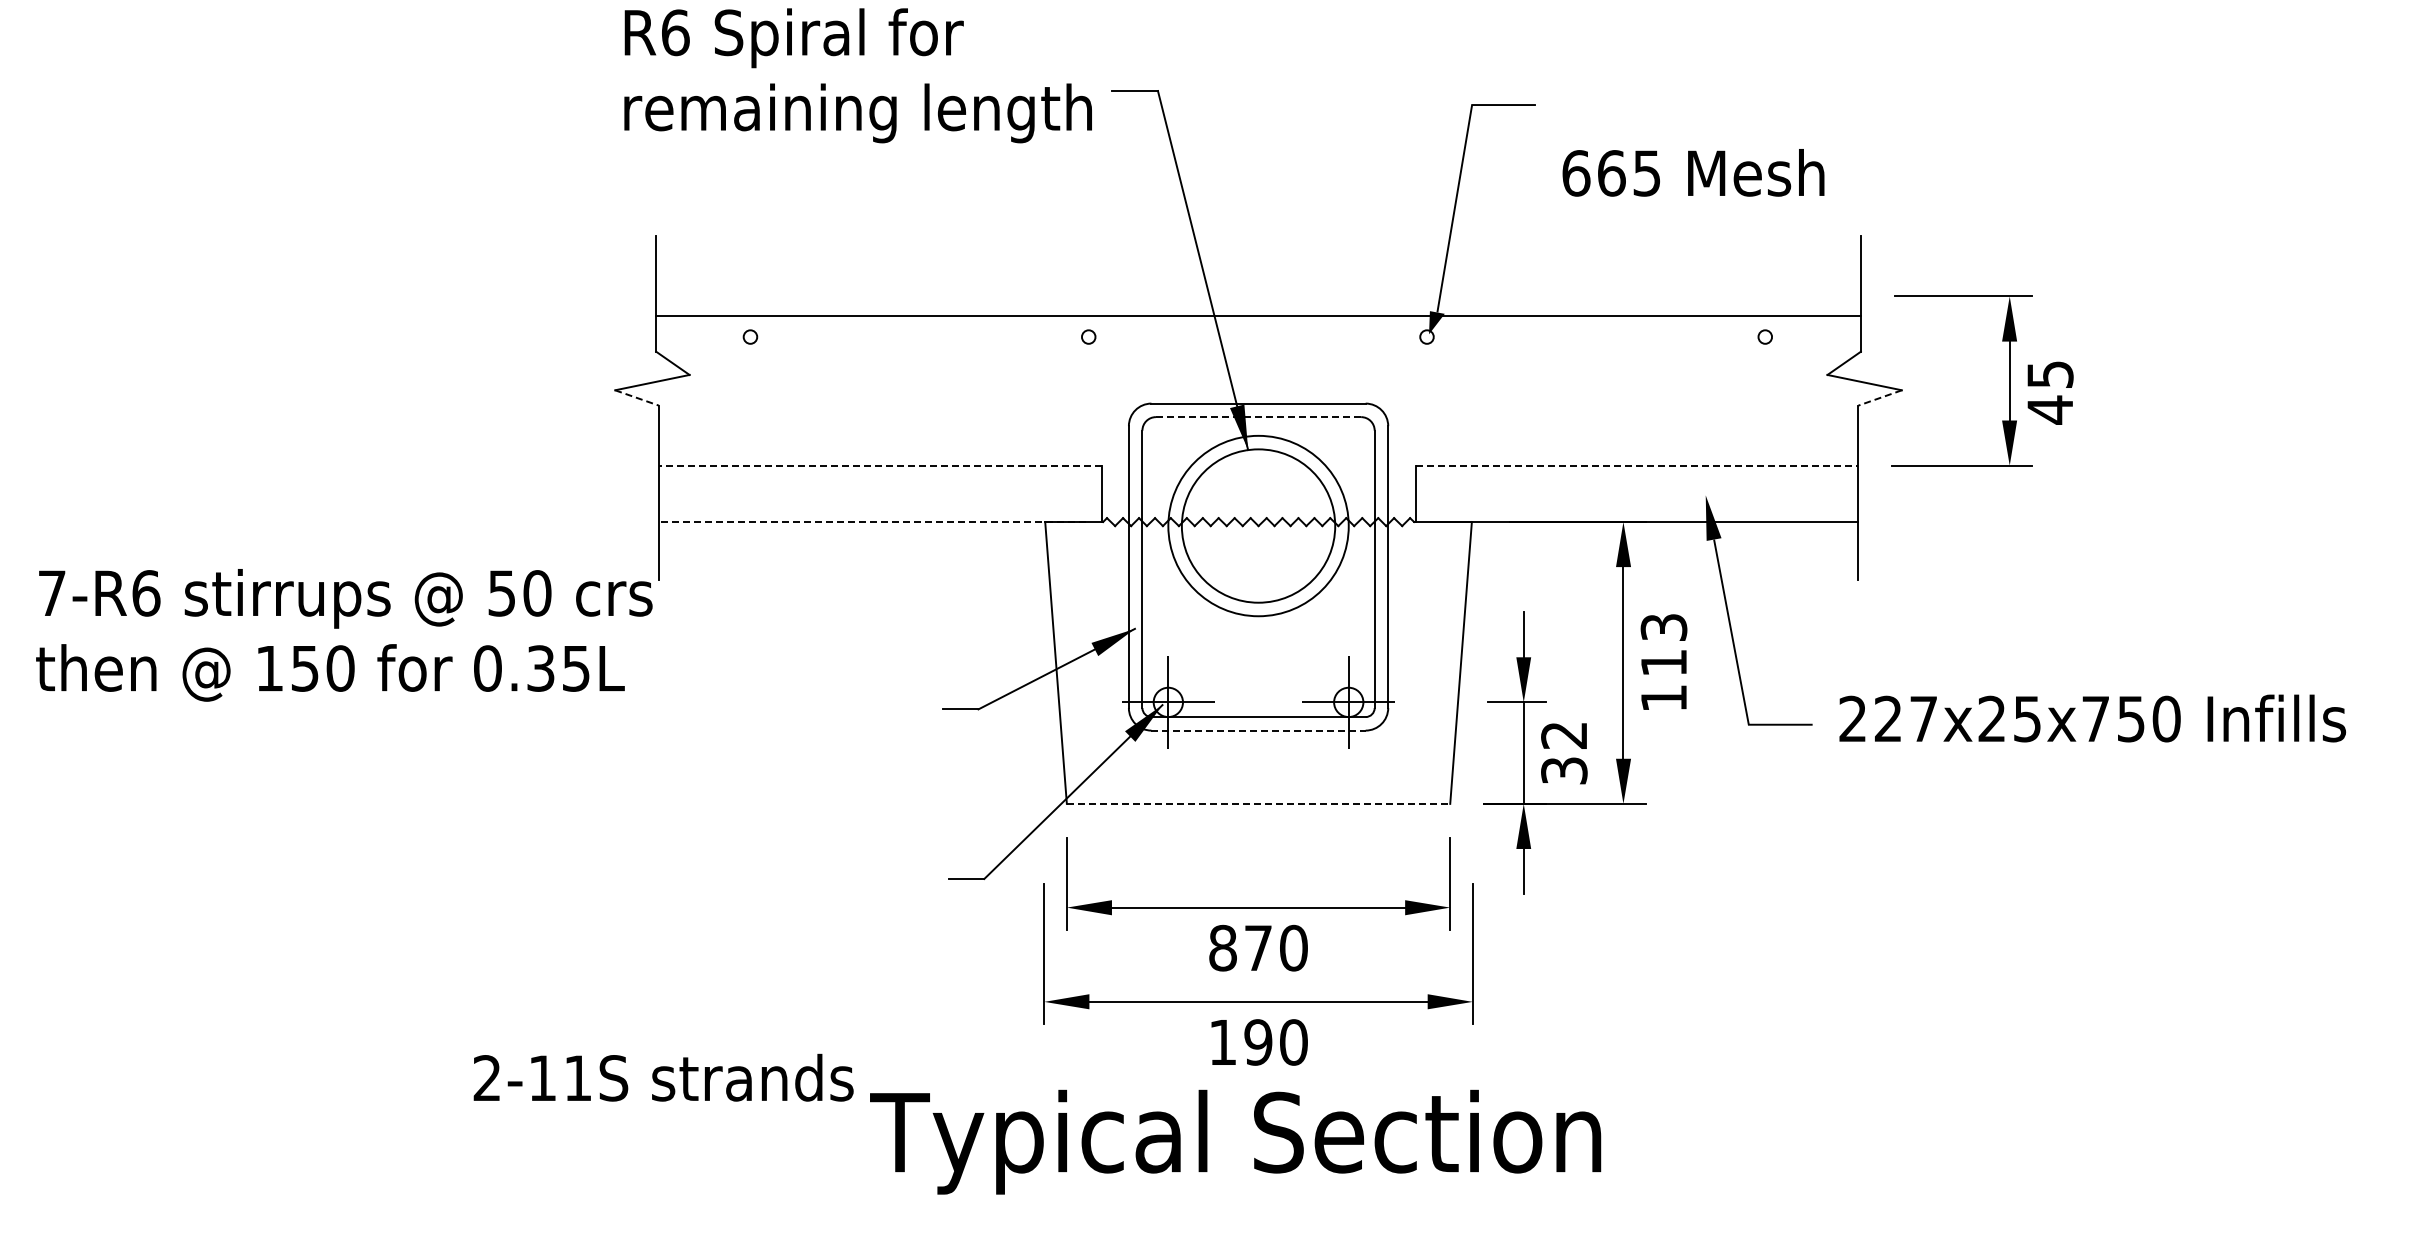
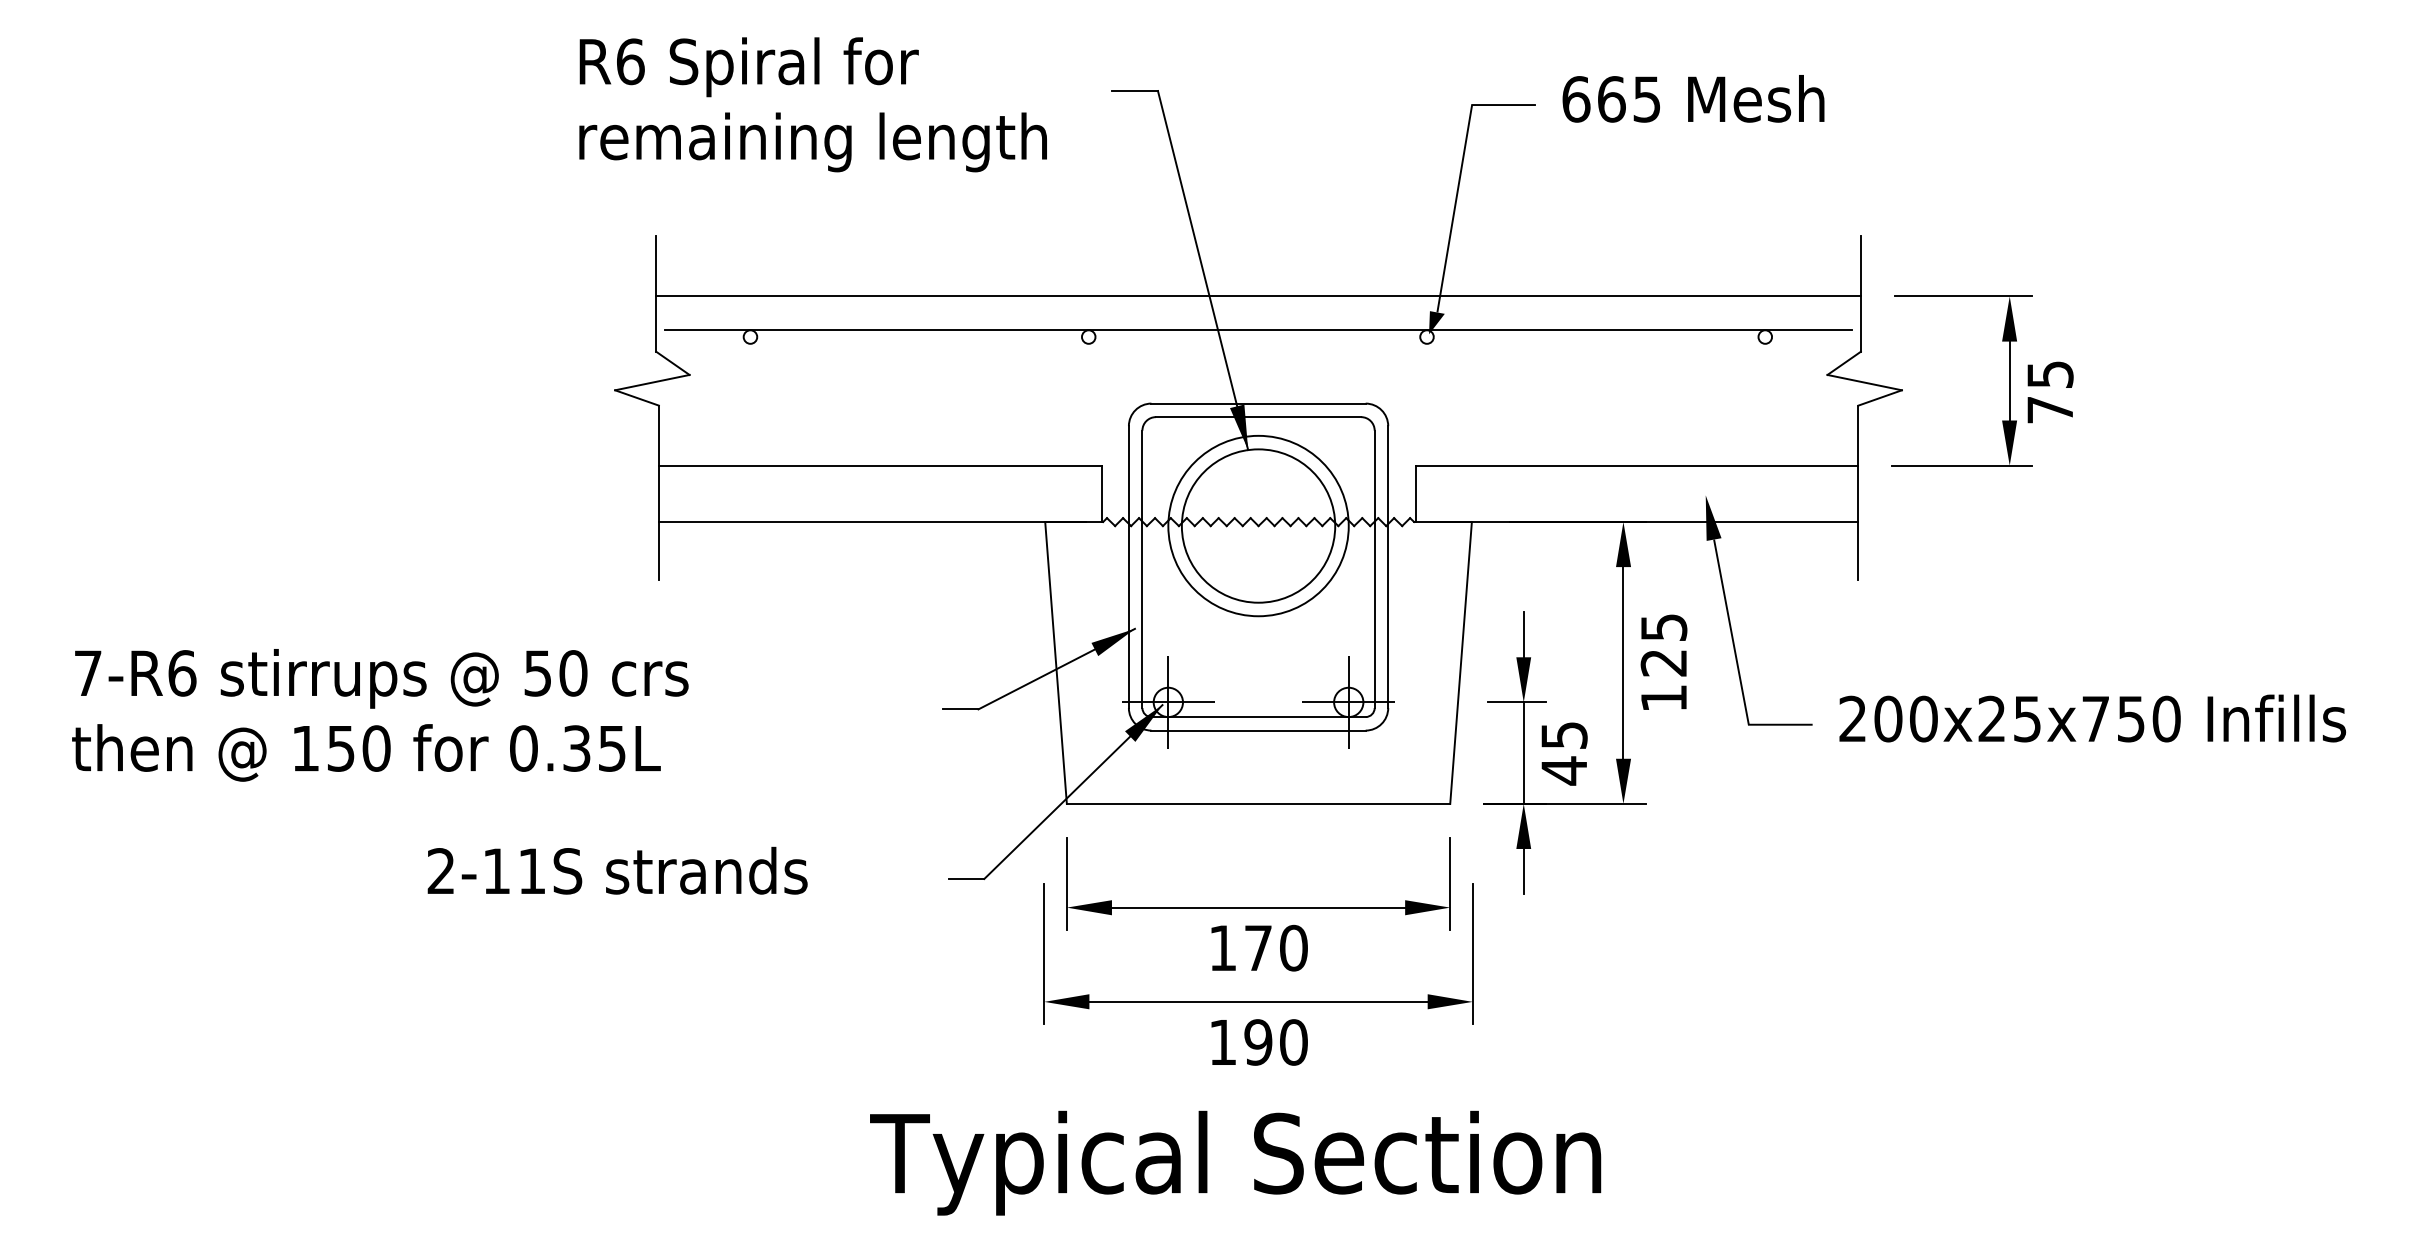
text position: (857, 75) -> (812, 104) (812, 104)
text position: (1693, 172) -> (1693, 98) (1693, 98)
line position: (1258, 316) -> (1258, 296) (1258, 296)
line: none -> present (1258, 330)
line: dashed -> solid (637, 398)
line: dashed -> solid (1879, 398)
text: 45 -> 75 (2049, 409)
line: dashed -> solid (1258, 417)
line: dashed -> solid (879, 465)
line: dashed -> solid (1637, 465)
line: dashed -> solid (872, 522)
text position: (344, 635) -> (380, 715) (380, 715)
text: 113 -> 125 (1663, 645)
text: 227x25x750 -> 200x25x750 (1905, 718)
line: dashed -> solid (1259, 730)
text: 32 -> 45 (1564, 753)
line: dashed -> solid (1258, 803)
text: 870 -> 170 (1222, 947)
text position: (663, 1077) -> (617, 870) (617, 870)
text position: (1235, 1141) -> (1235, 1162) (1235, 1162)
